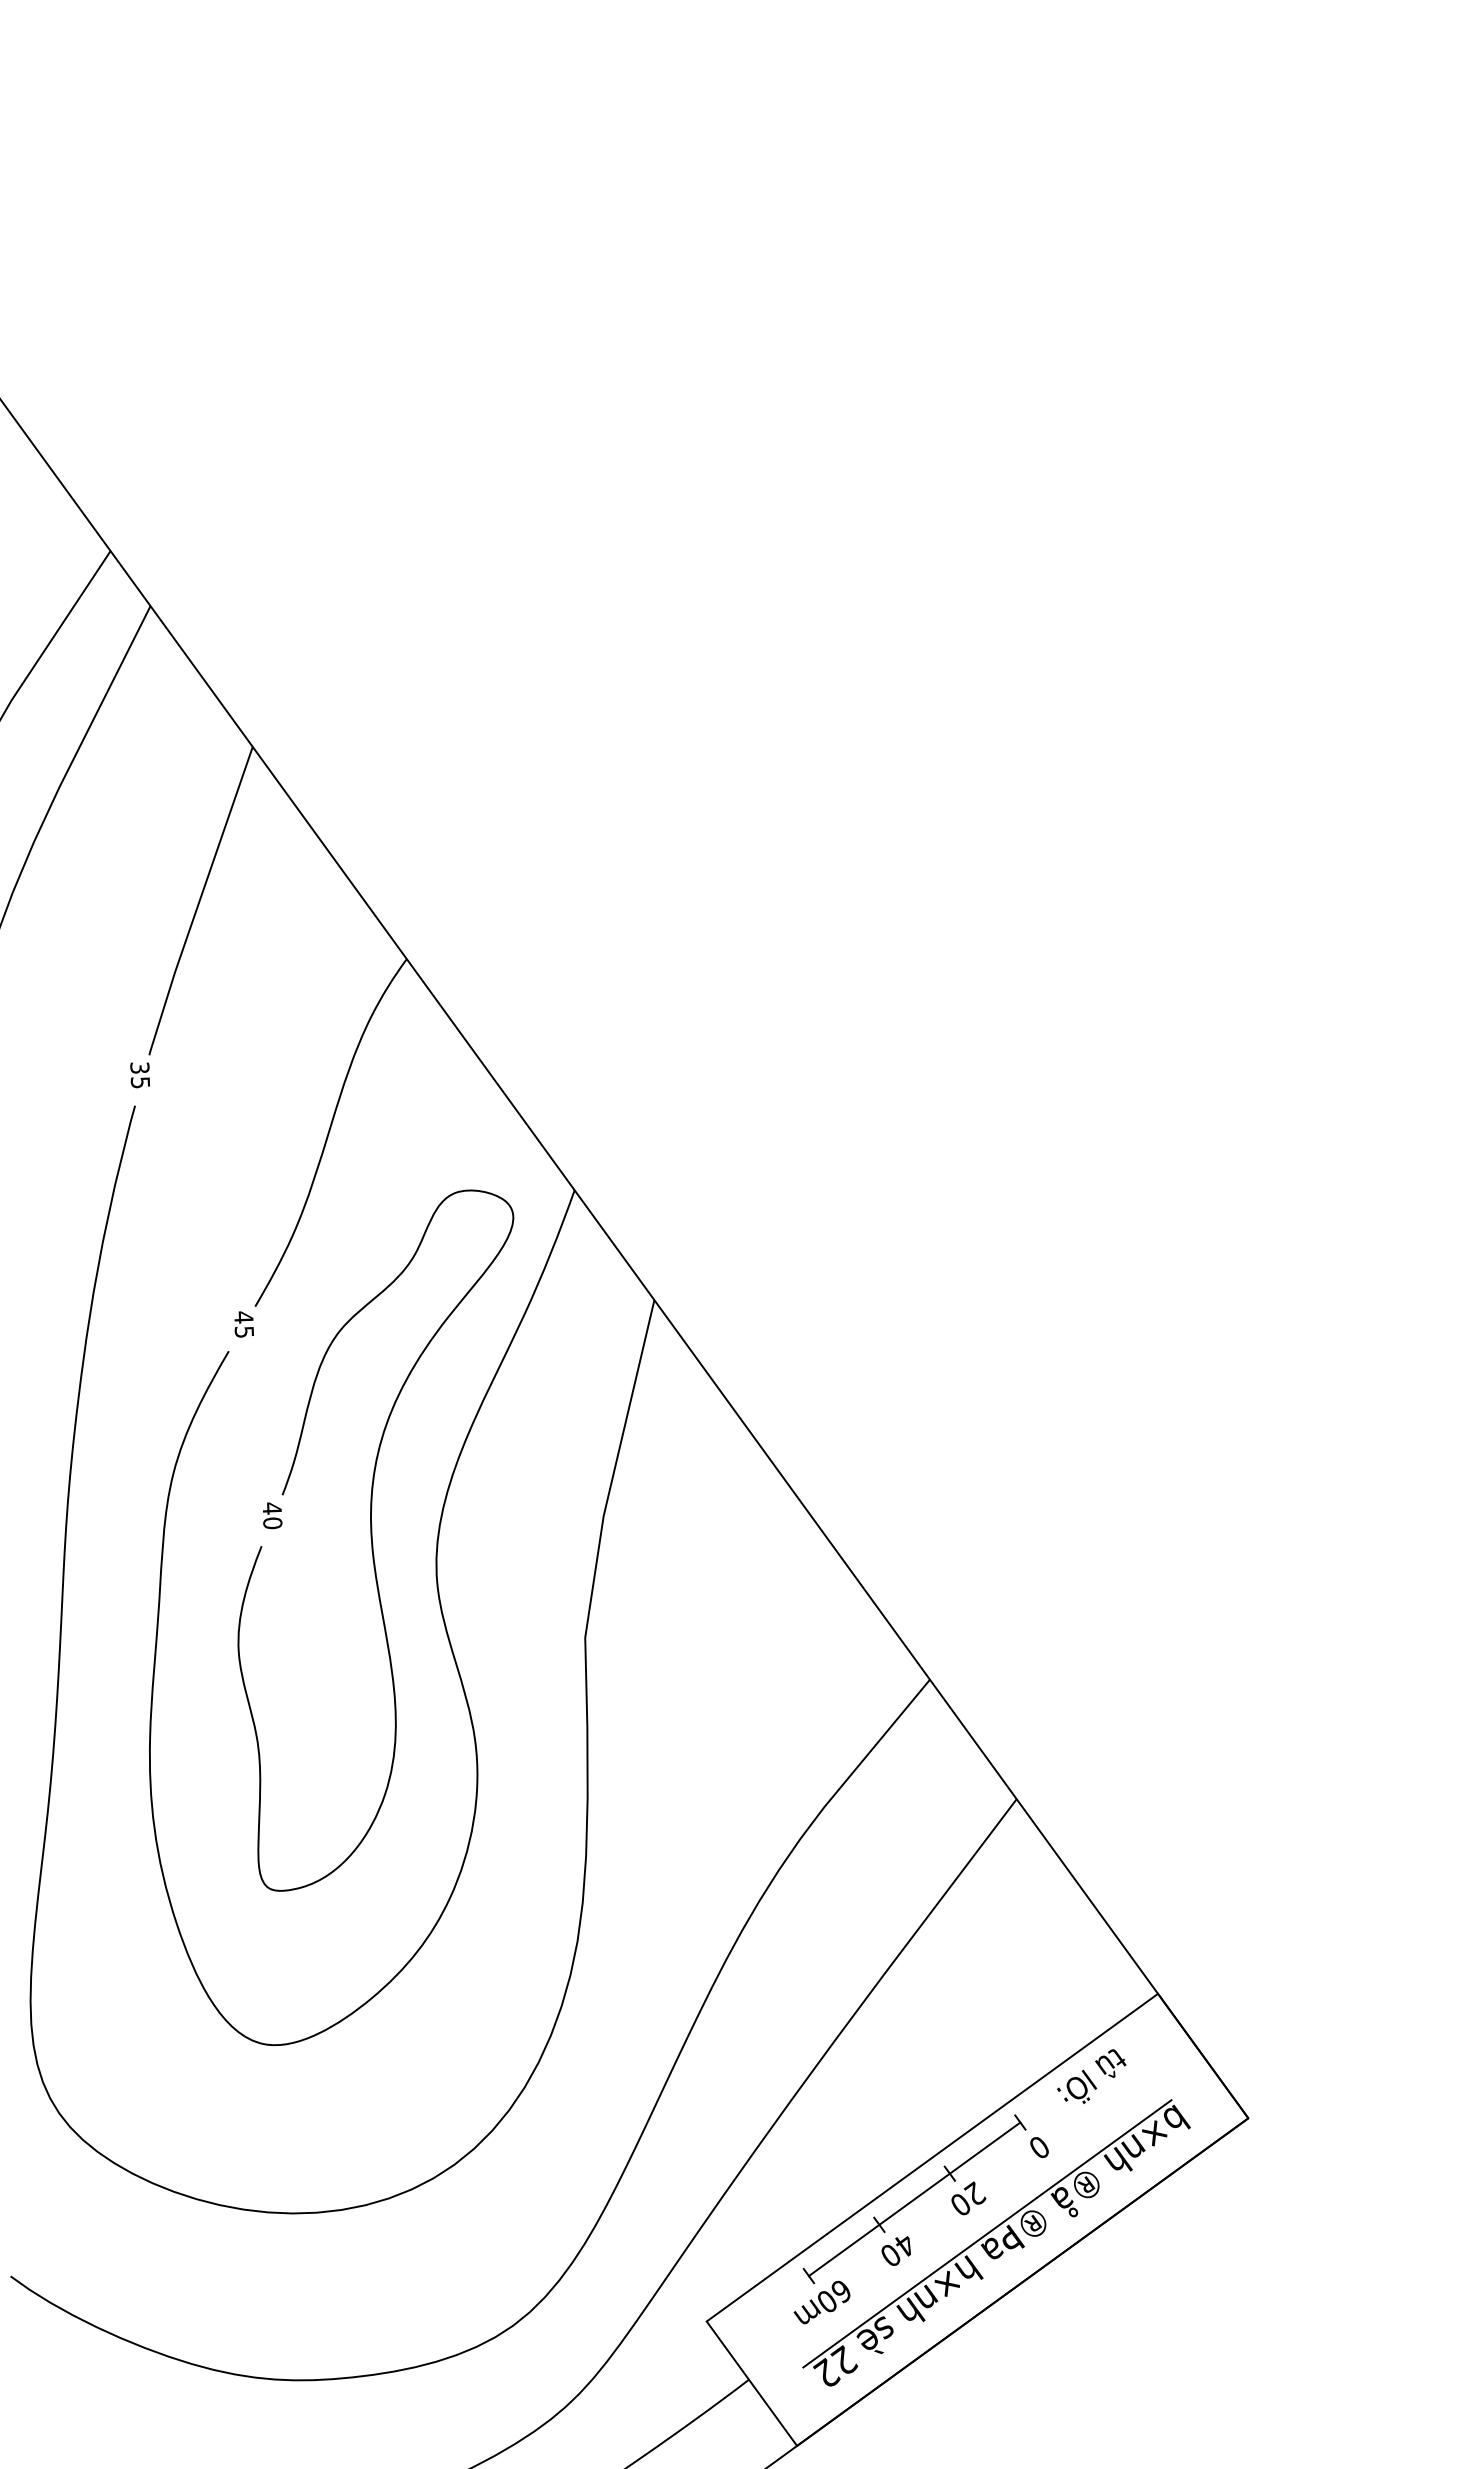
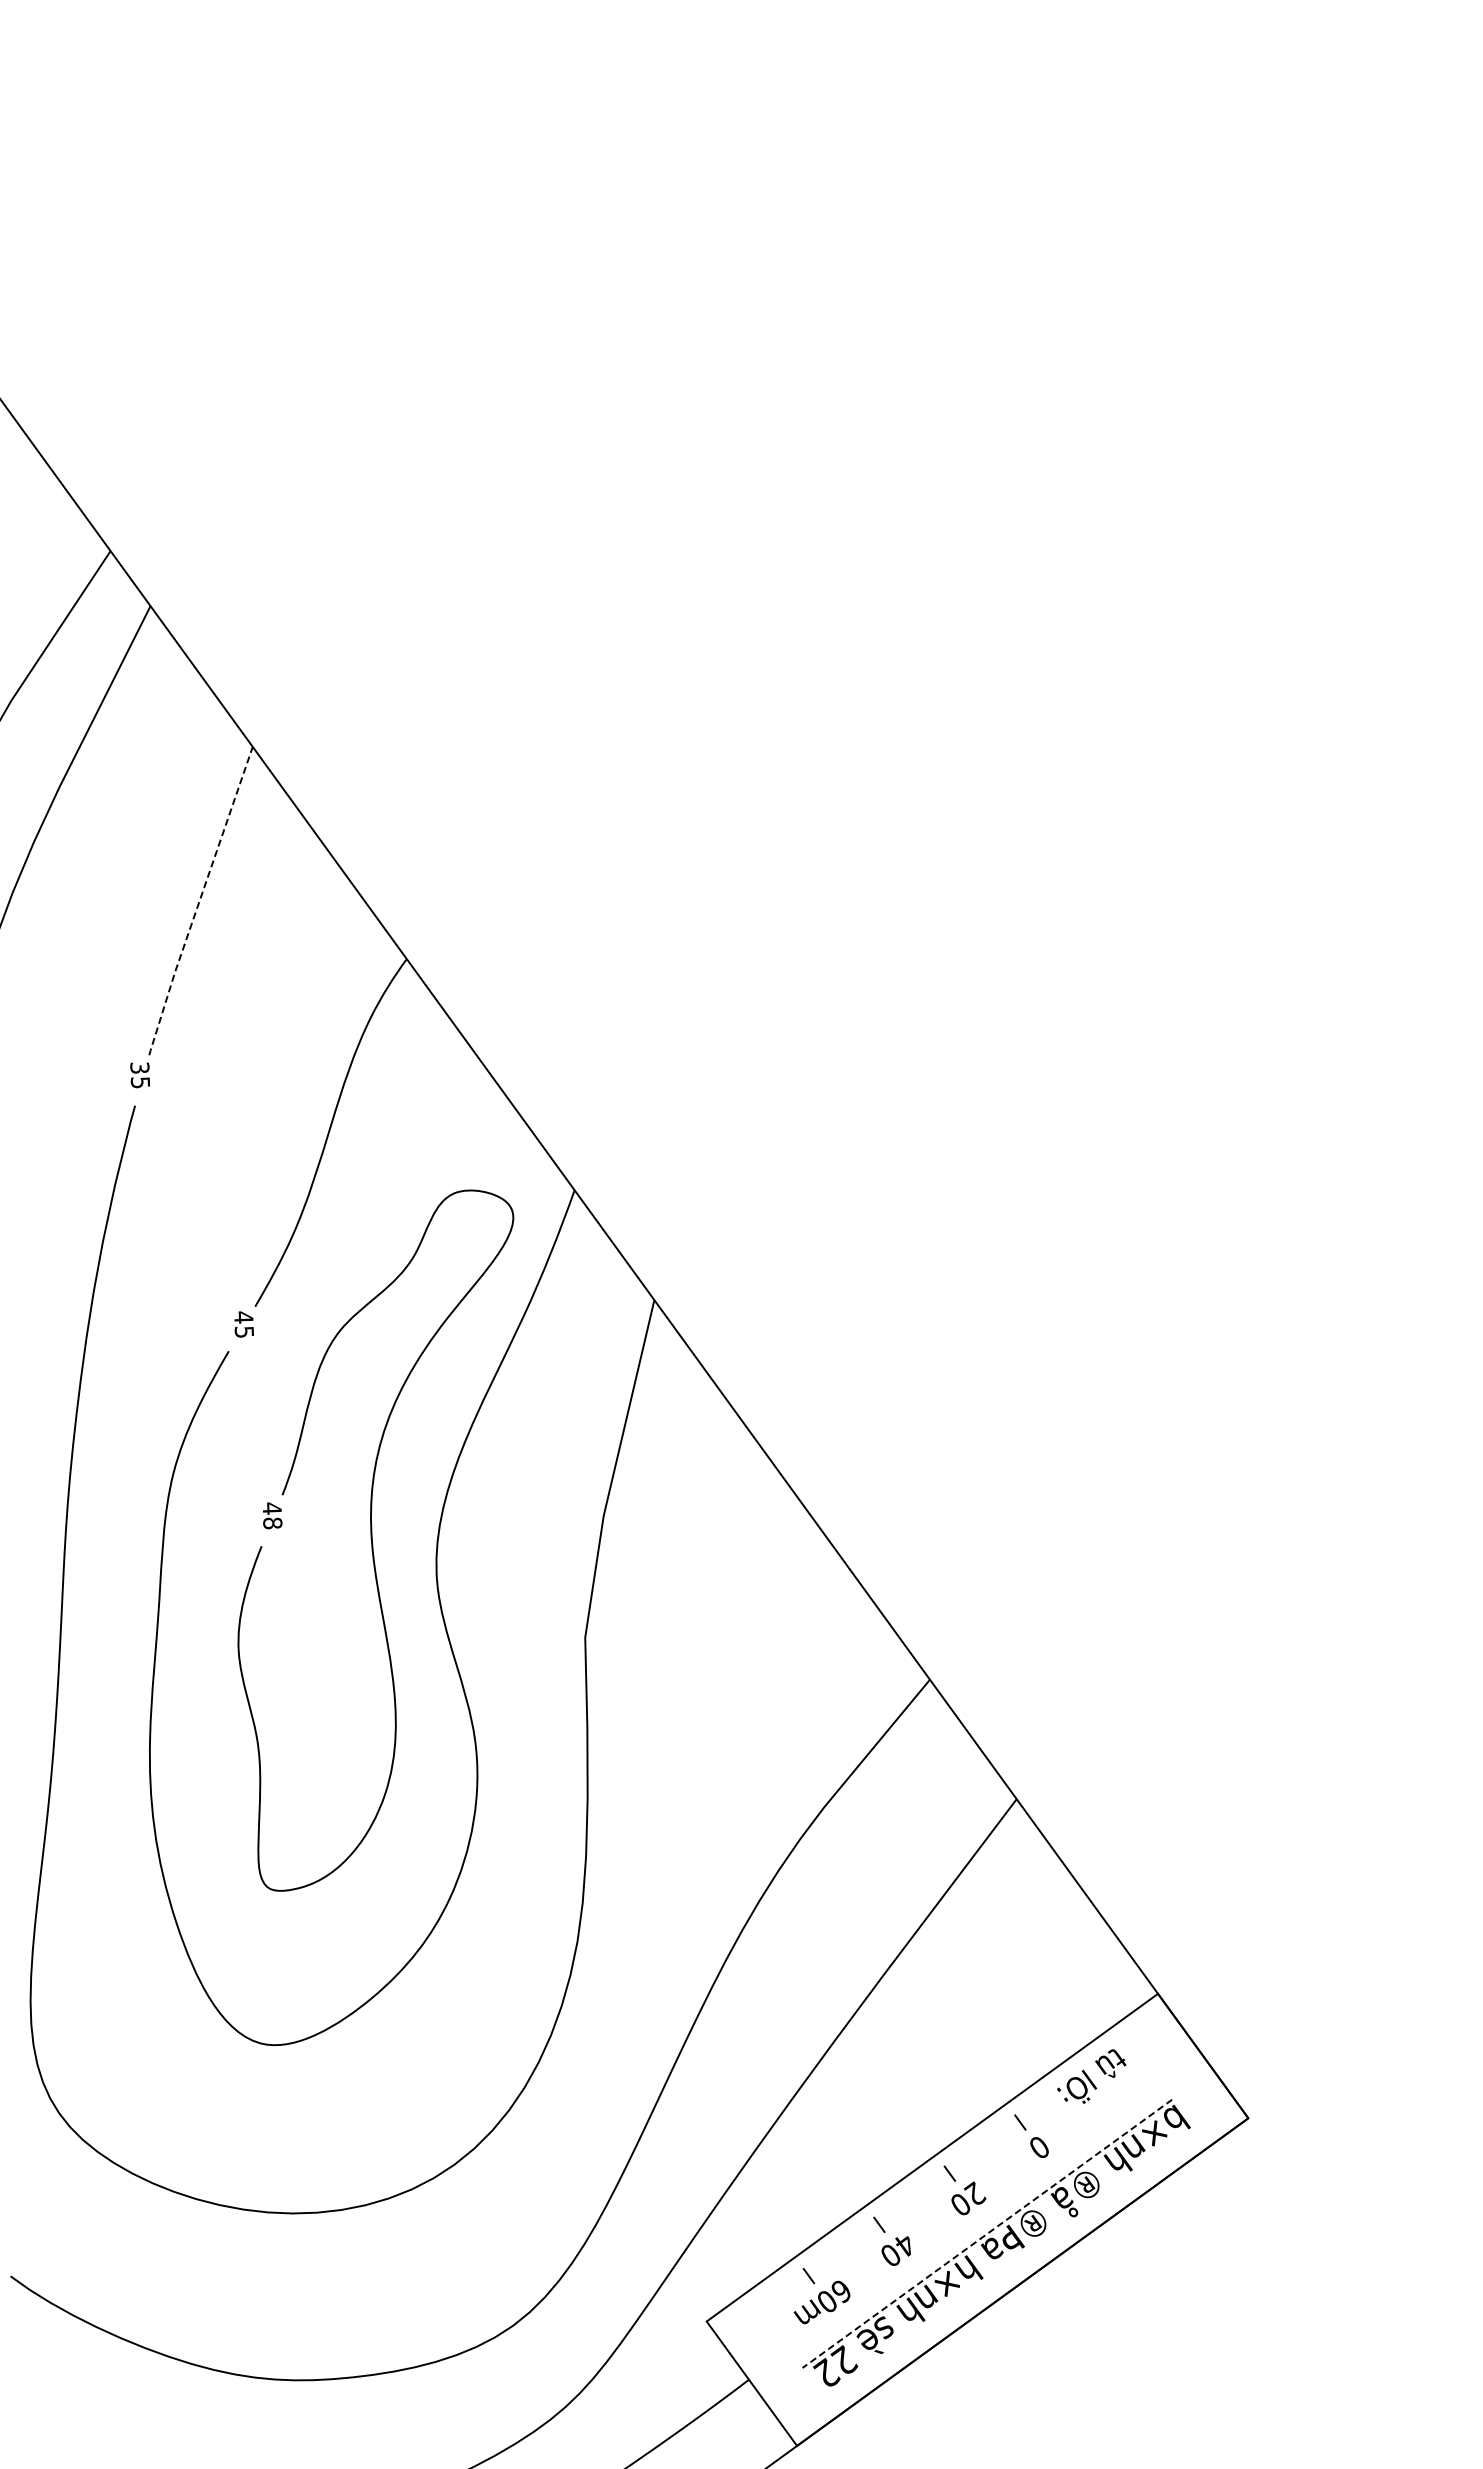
line: solid -> dashed (199, 901)
text: 40 -> 48 (272, 1523)
line: present -> none (914, 2199)
line: solid -> dashed (986, 2234)
